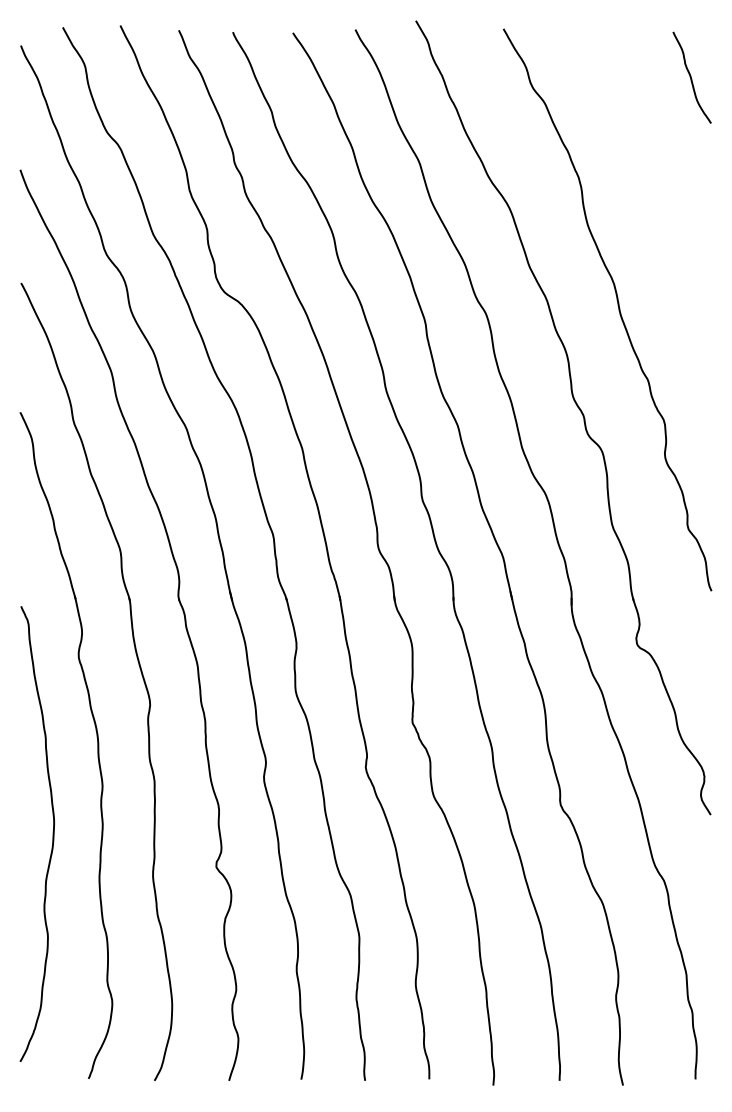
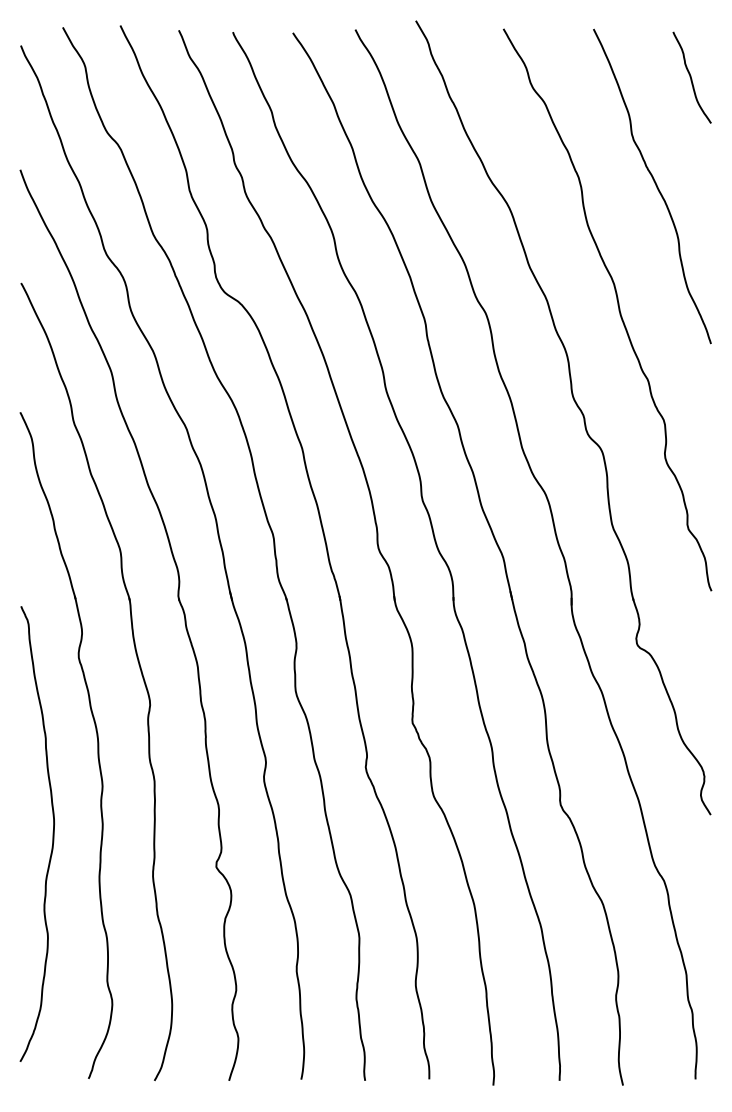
curve: none -> present (655, 185)
